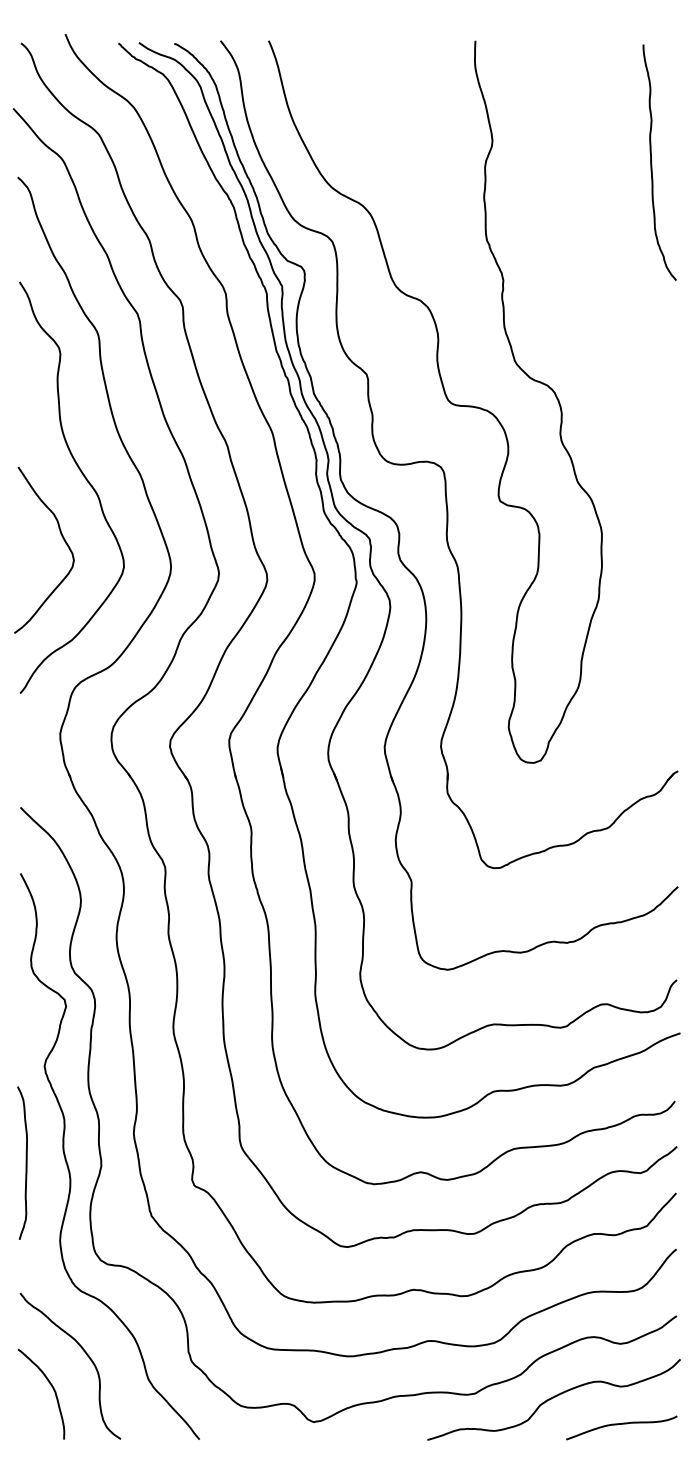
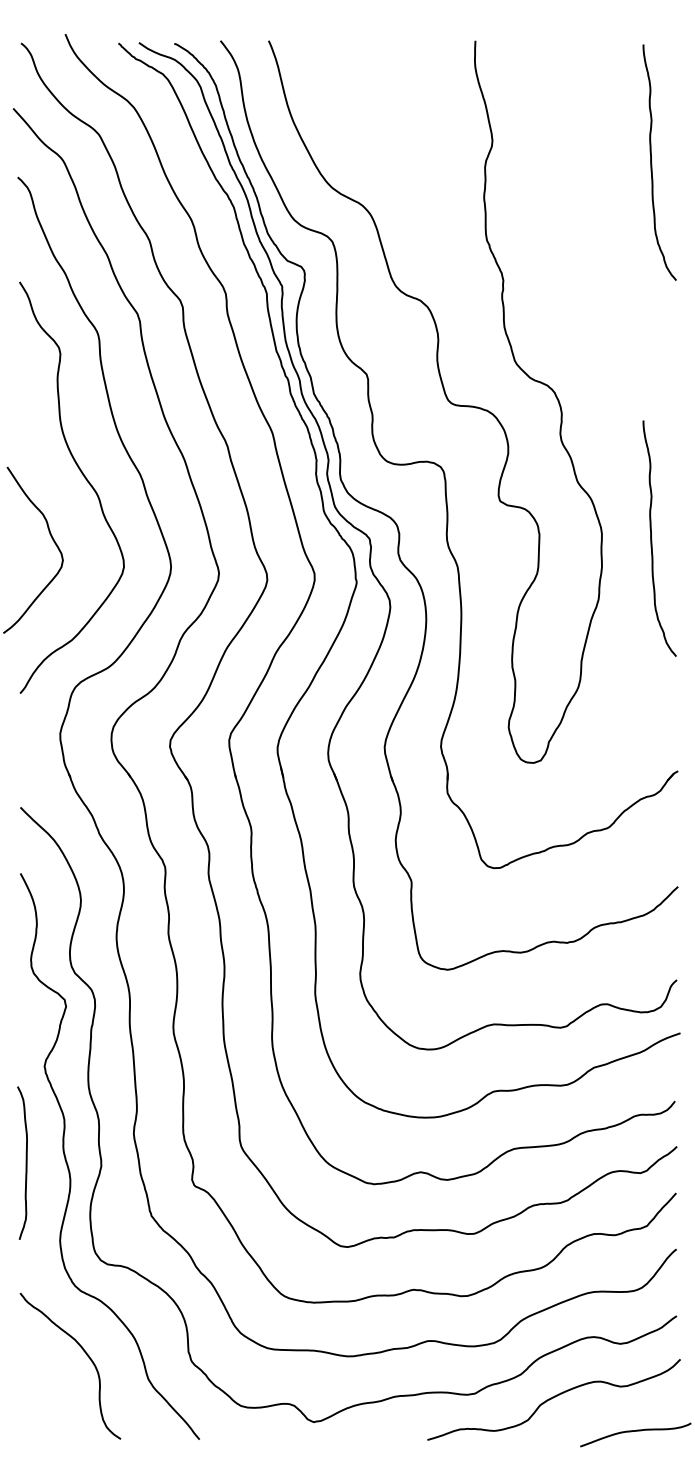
curve: none -> present (652, 539)
curve position: (63, 540) -> (52, 540) (52, 540)
curve: present -> none (50, 1385)
curve position: (621, 1424) -> (635, 1431) (635, 1431)
